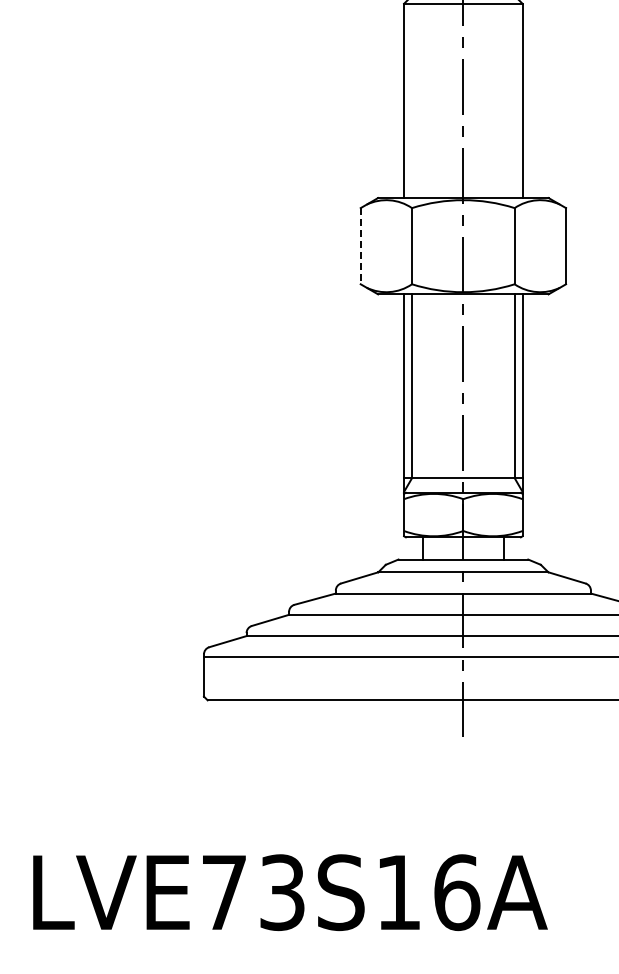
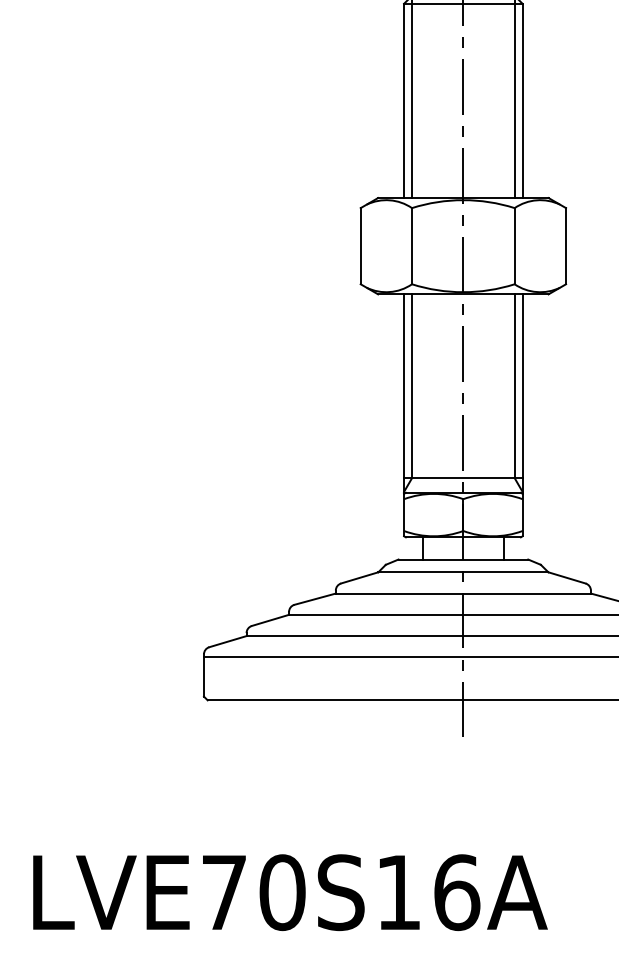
line: none -> present (412, 100)
line: none -> present (514, 100)
line: dashed -> solid (360, 246)
text: LVE73S16A -> LVE70S16A (282, 892)
